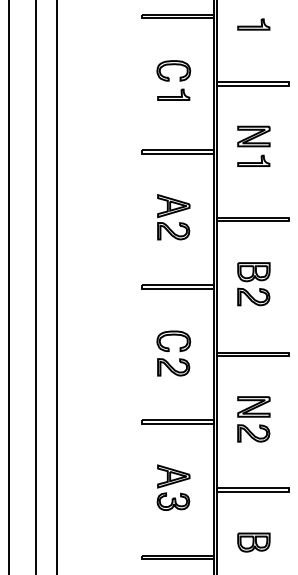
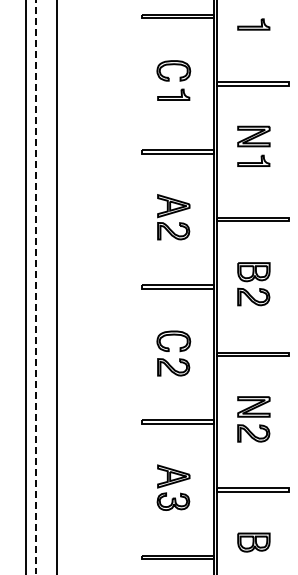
line position: (9, 286) -> (26, 286) (26, 286)
line: solid -> dashed (35, 287)
